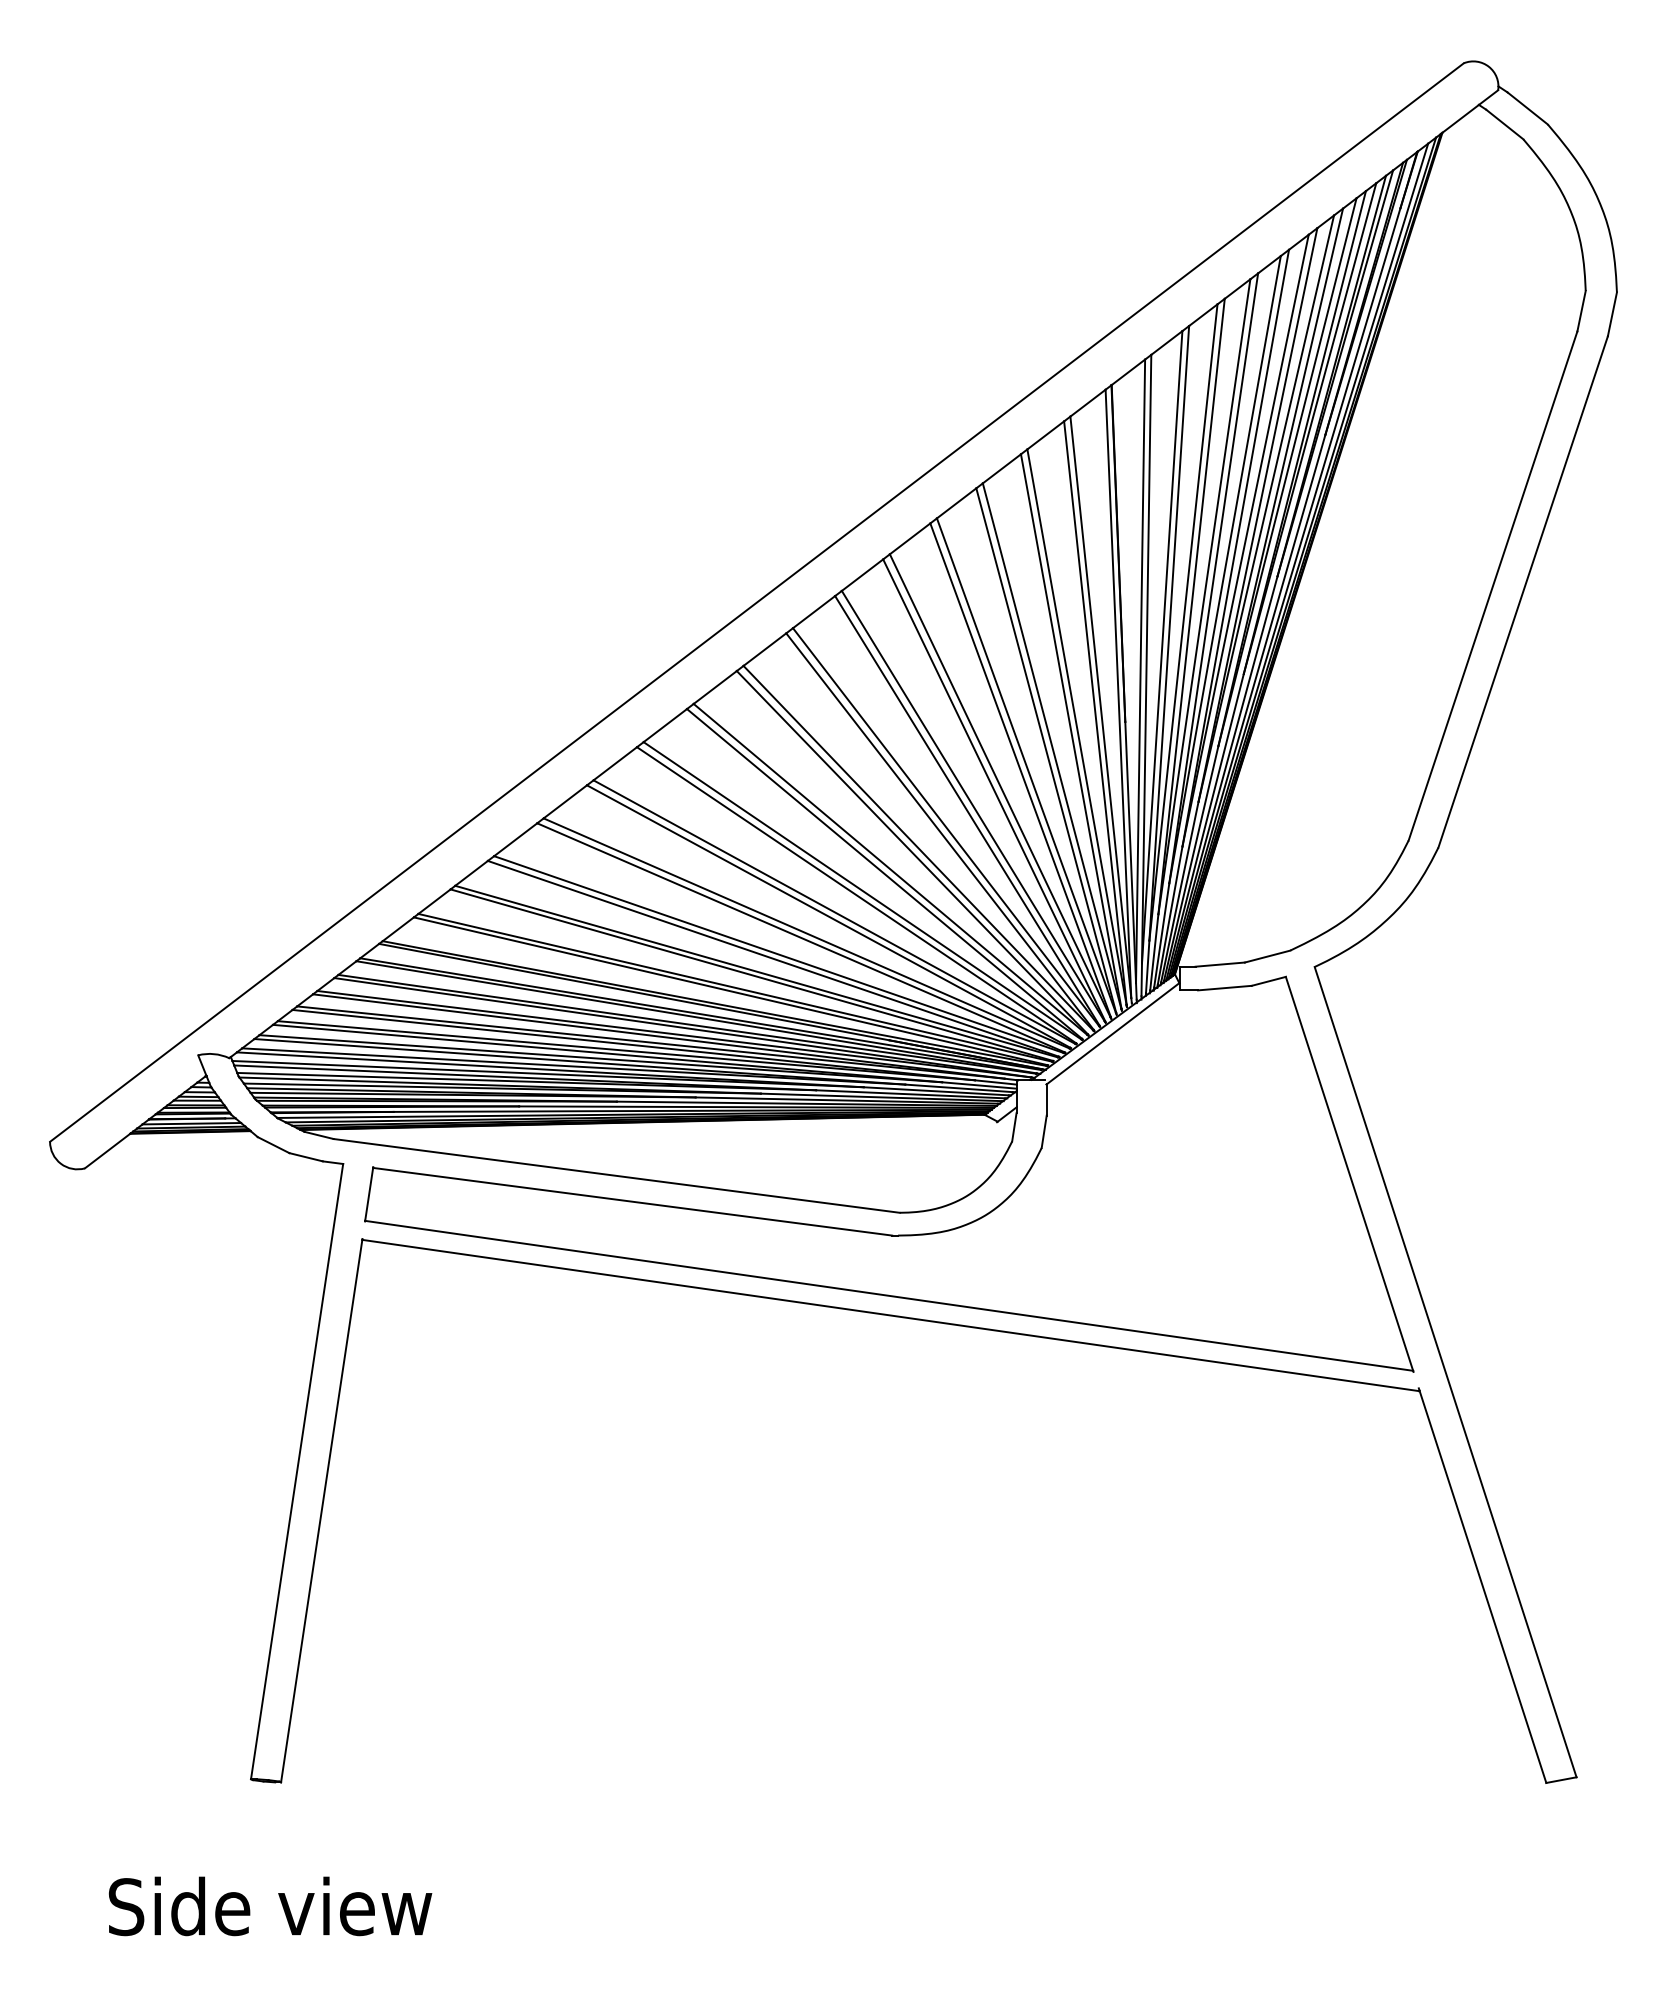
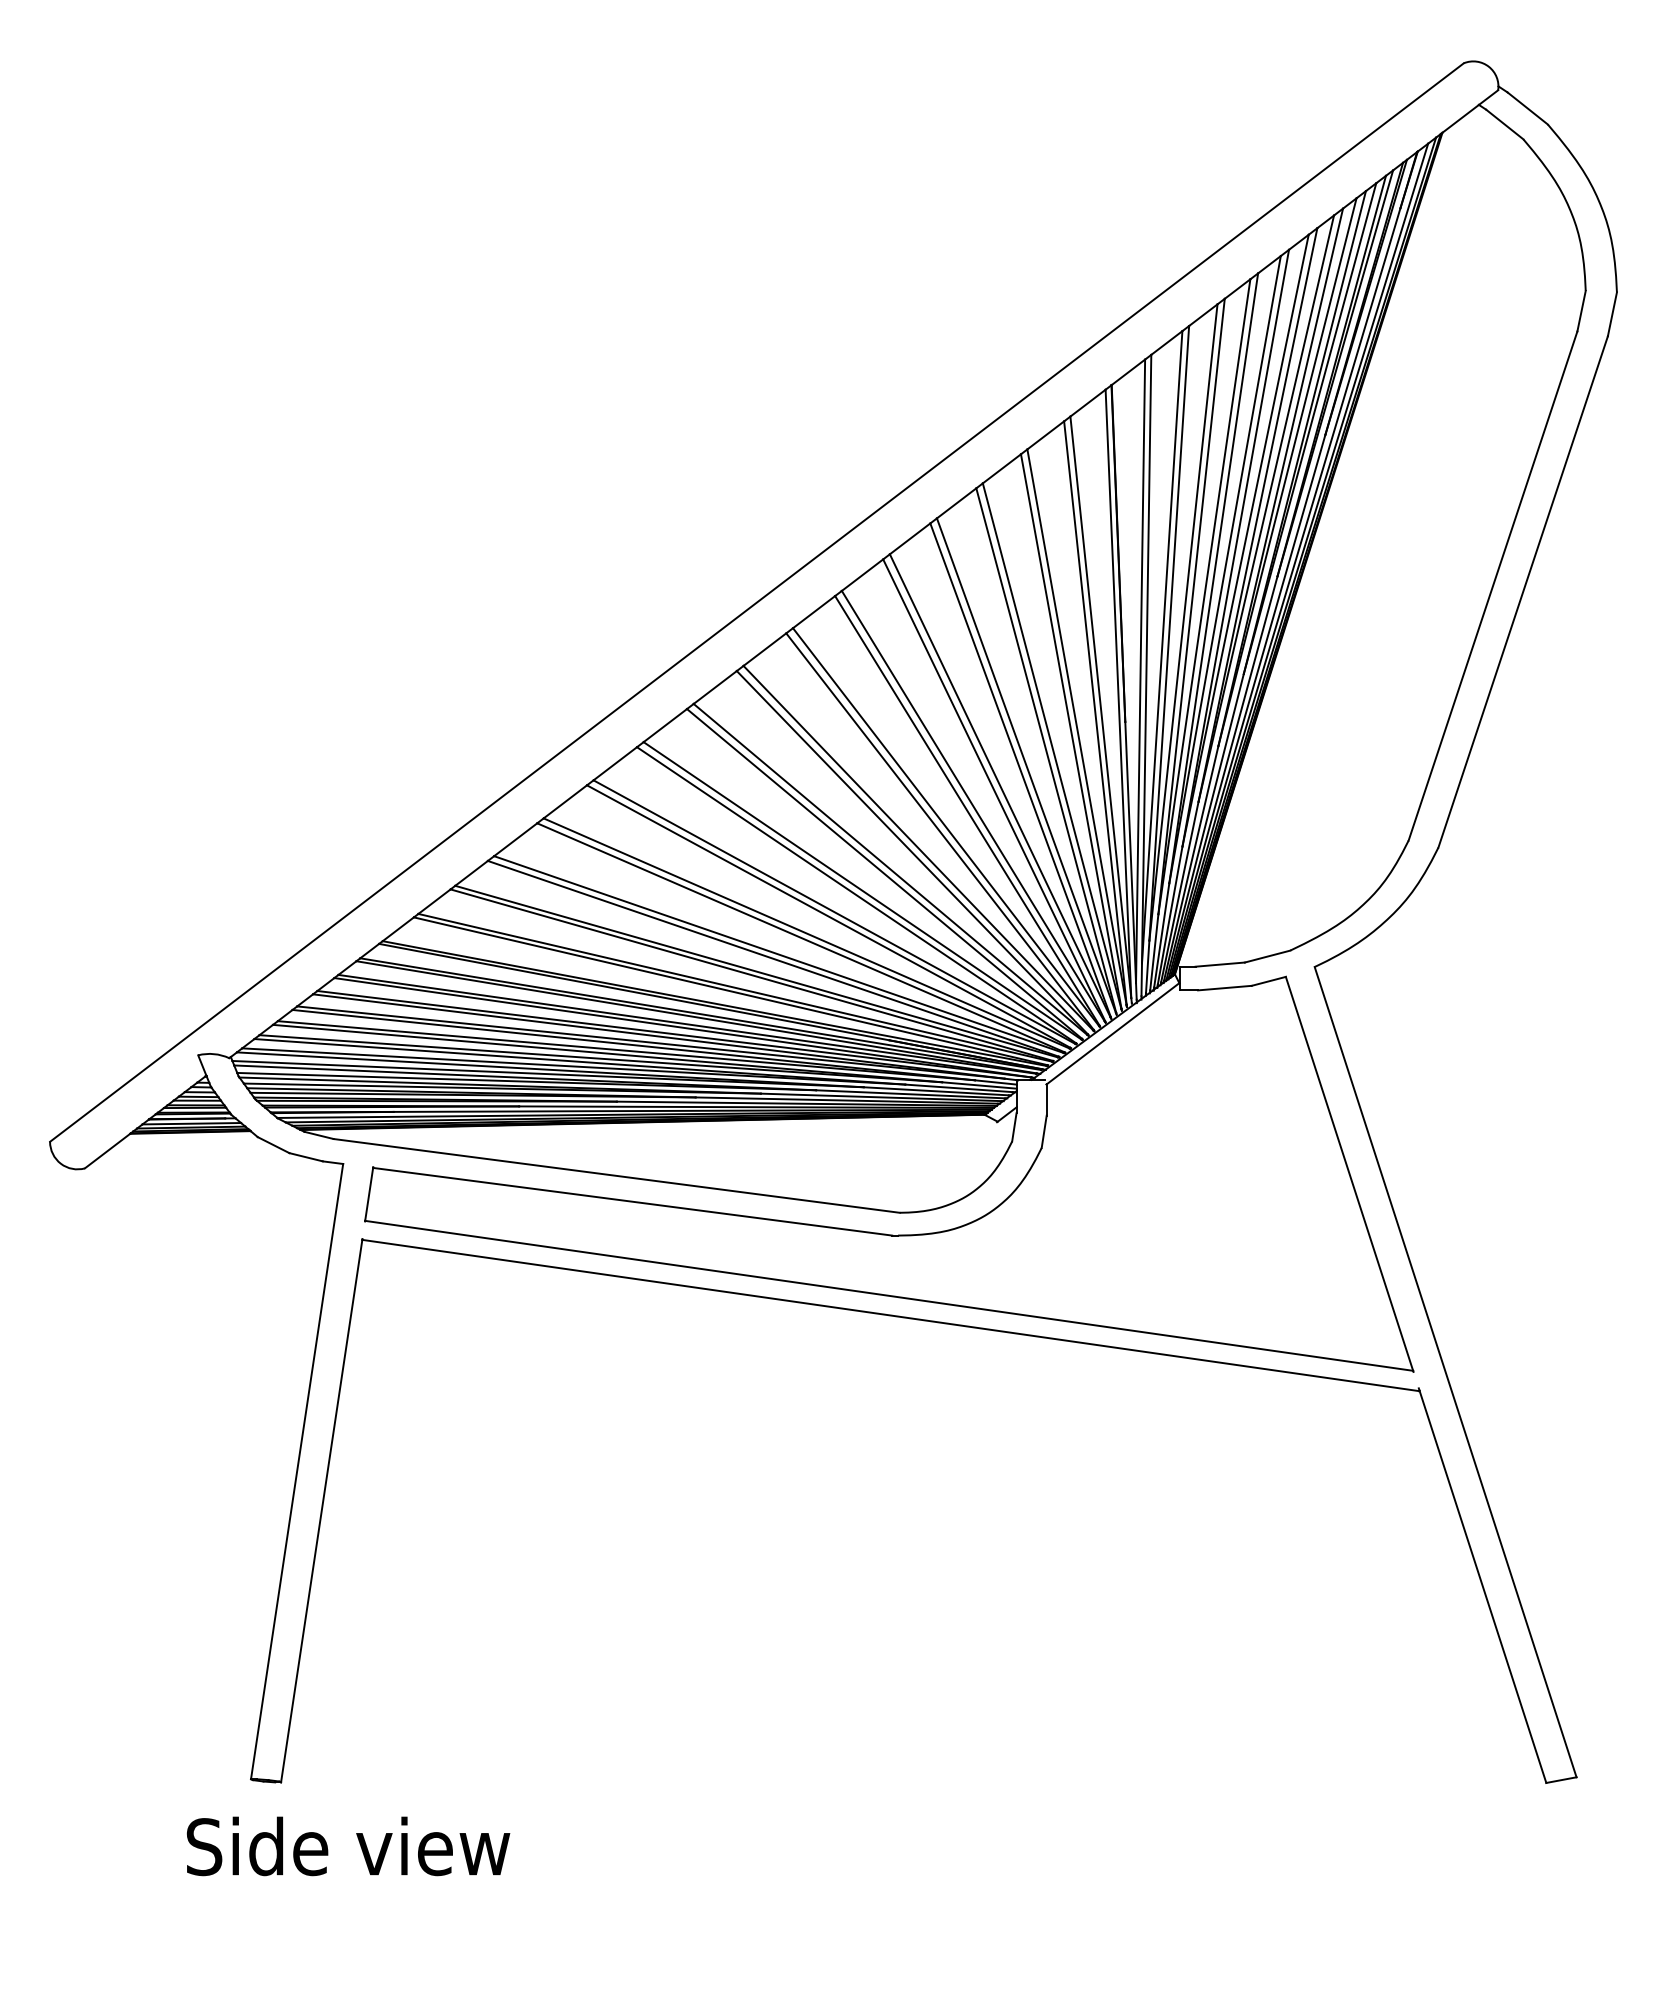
text position: (270, 1906) -> (348, 1846) (348, 1846)
